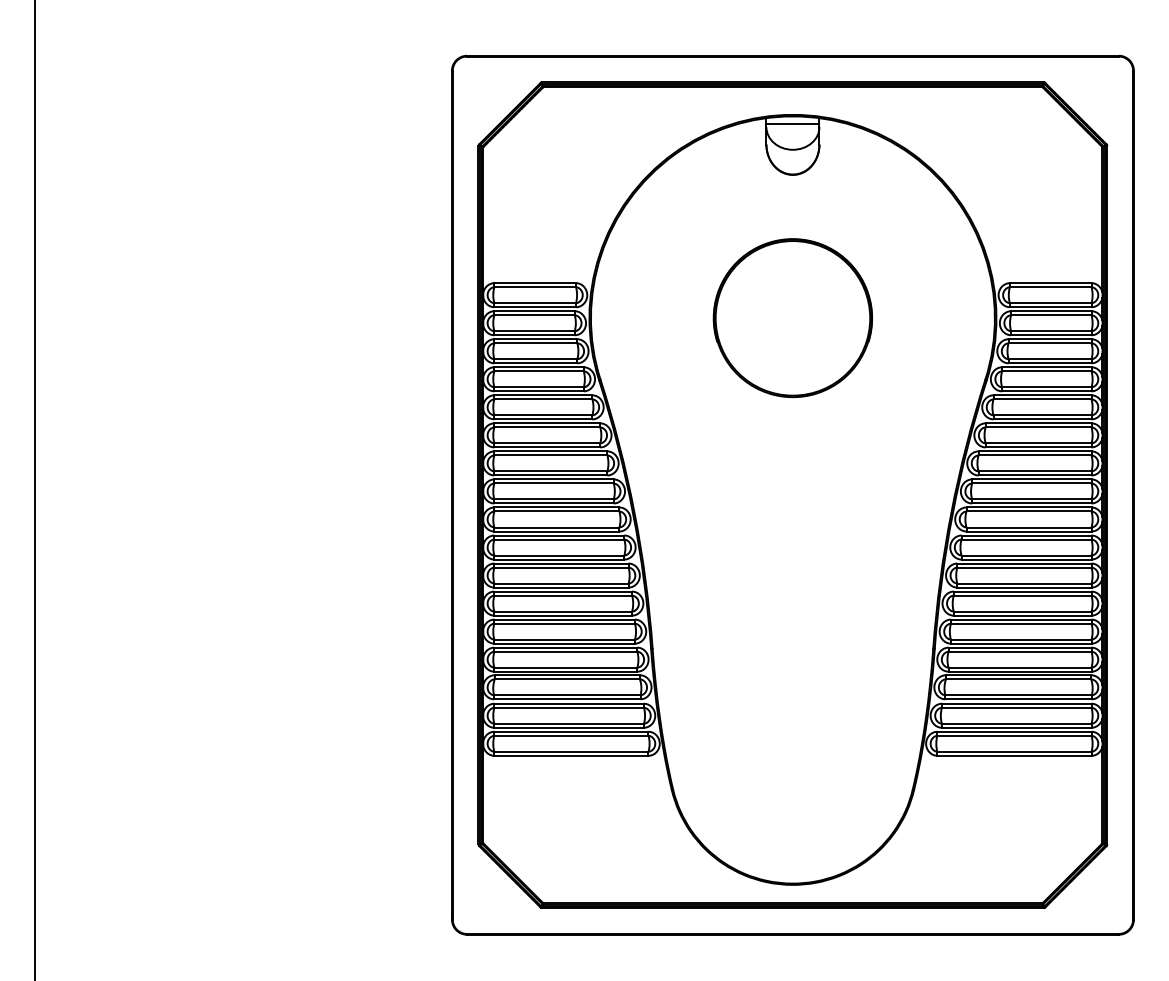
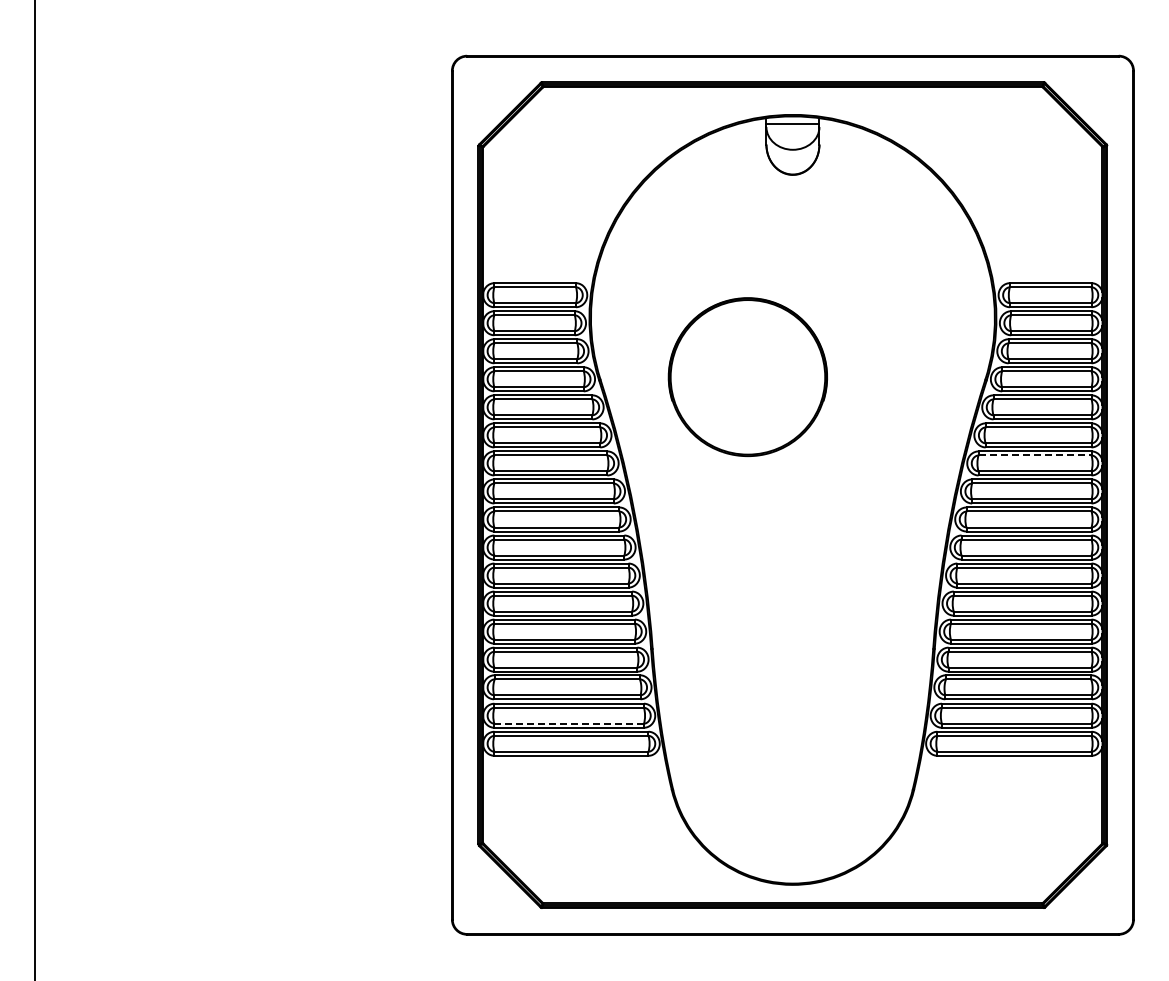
part position: (792, 317) -> (747, 376) (747, 376)
line: solid -> dashed (1035, 455)
line: solid -> dashed (569, 723)
